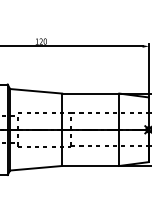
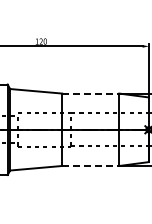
line: solid -> dashed (90, 93)
line: solid -> dashed (90, 165)
